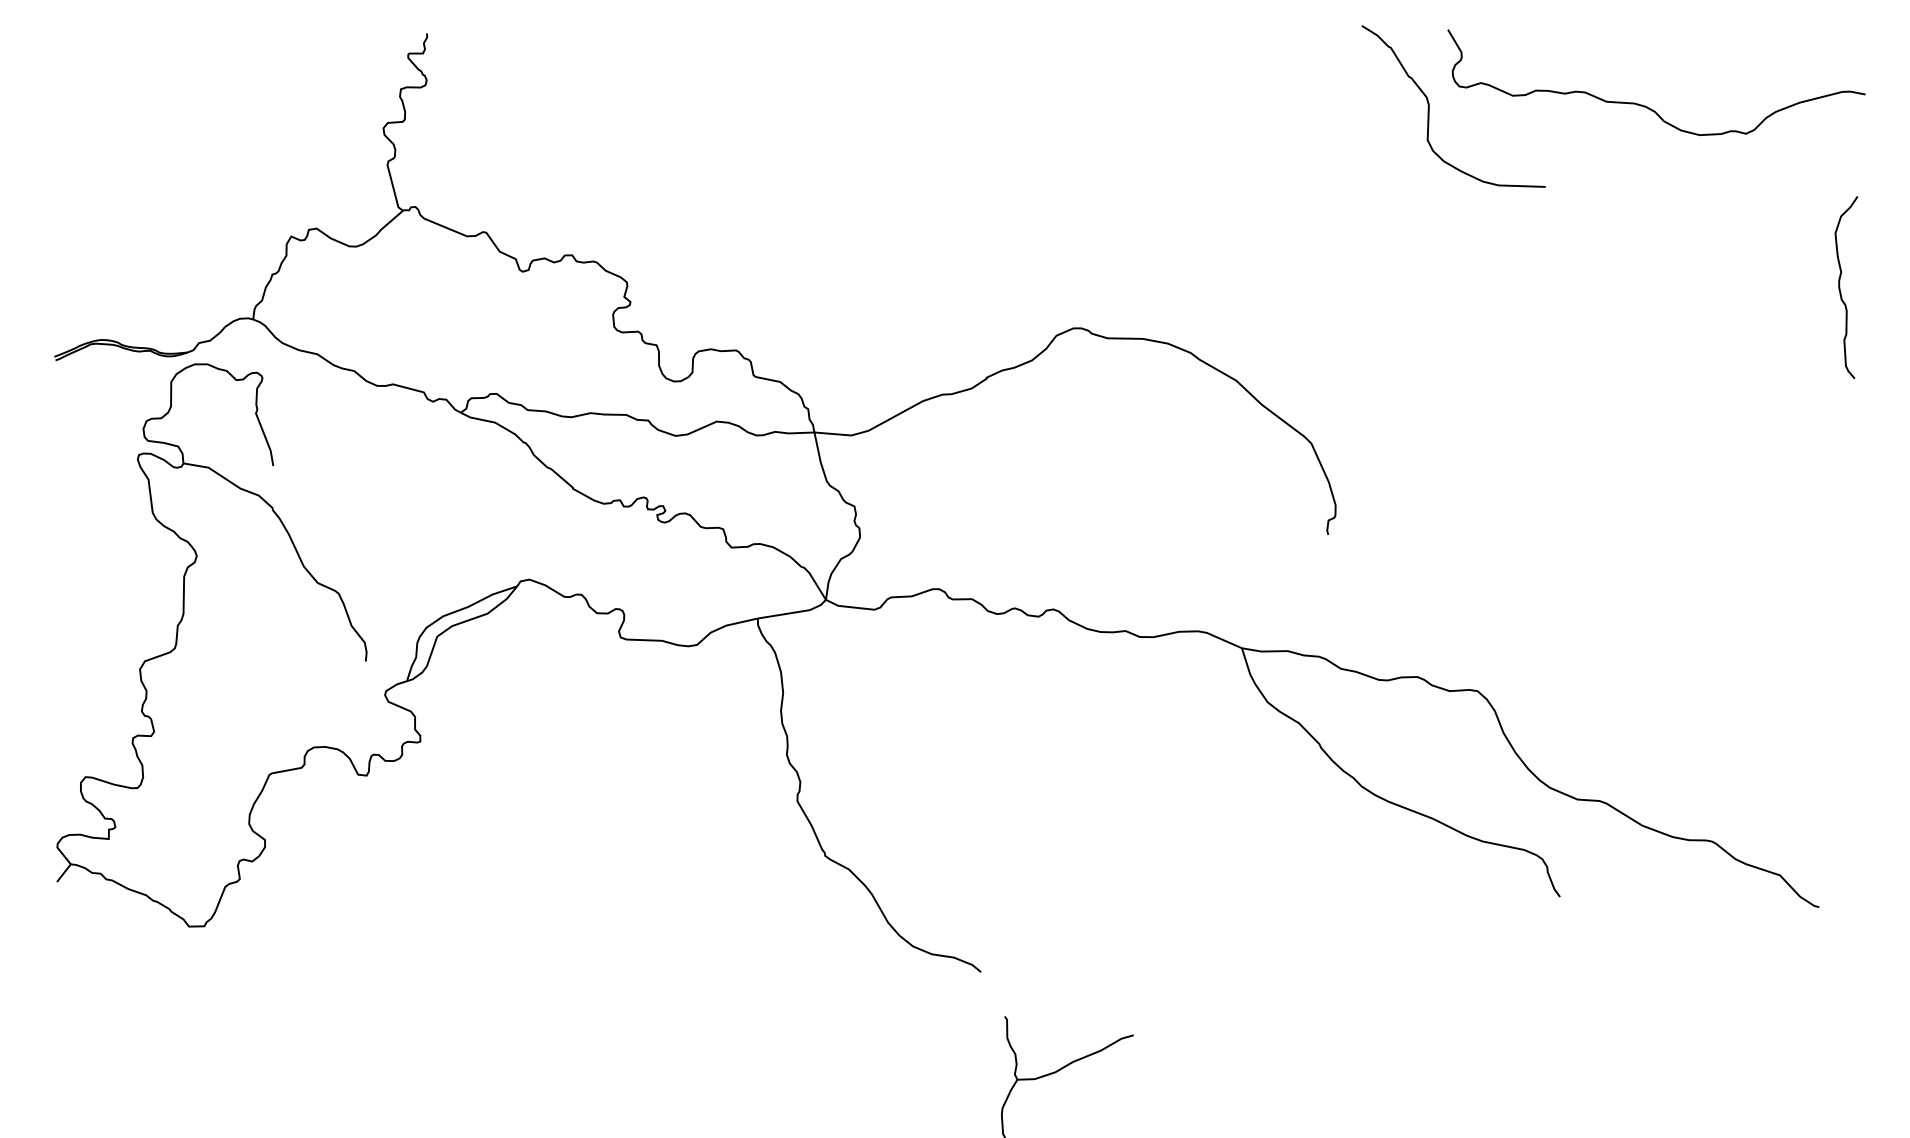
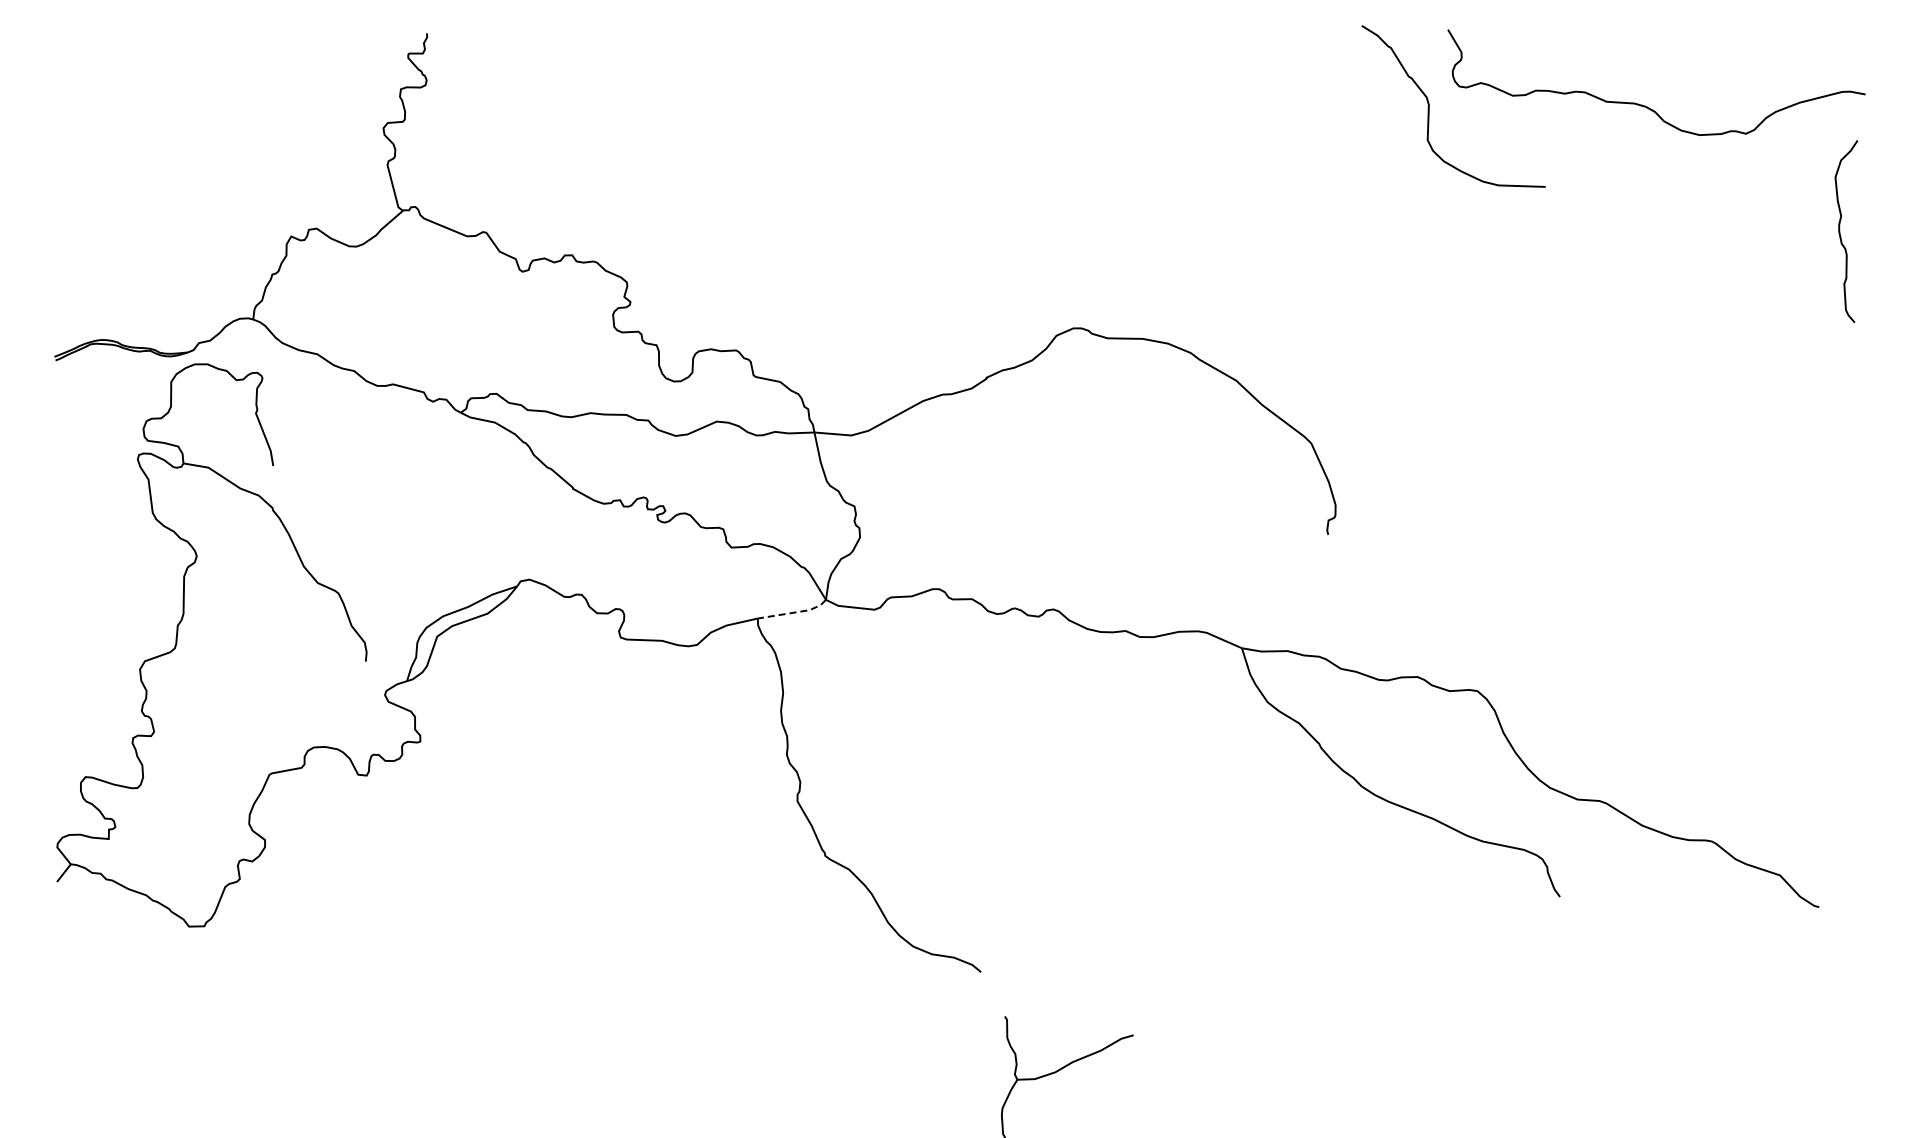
curve position: (1840, 287) -> (1840, 231) (1840, 231)
line: solid -> dashed (795, 612)
